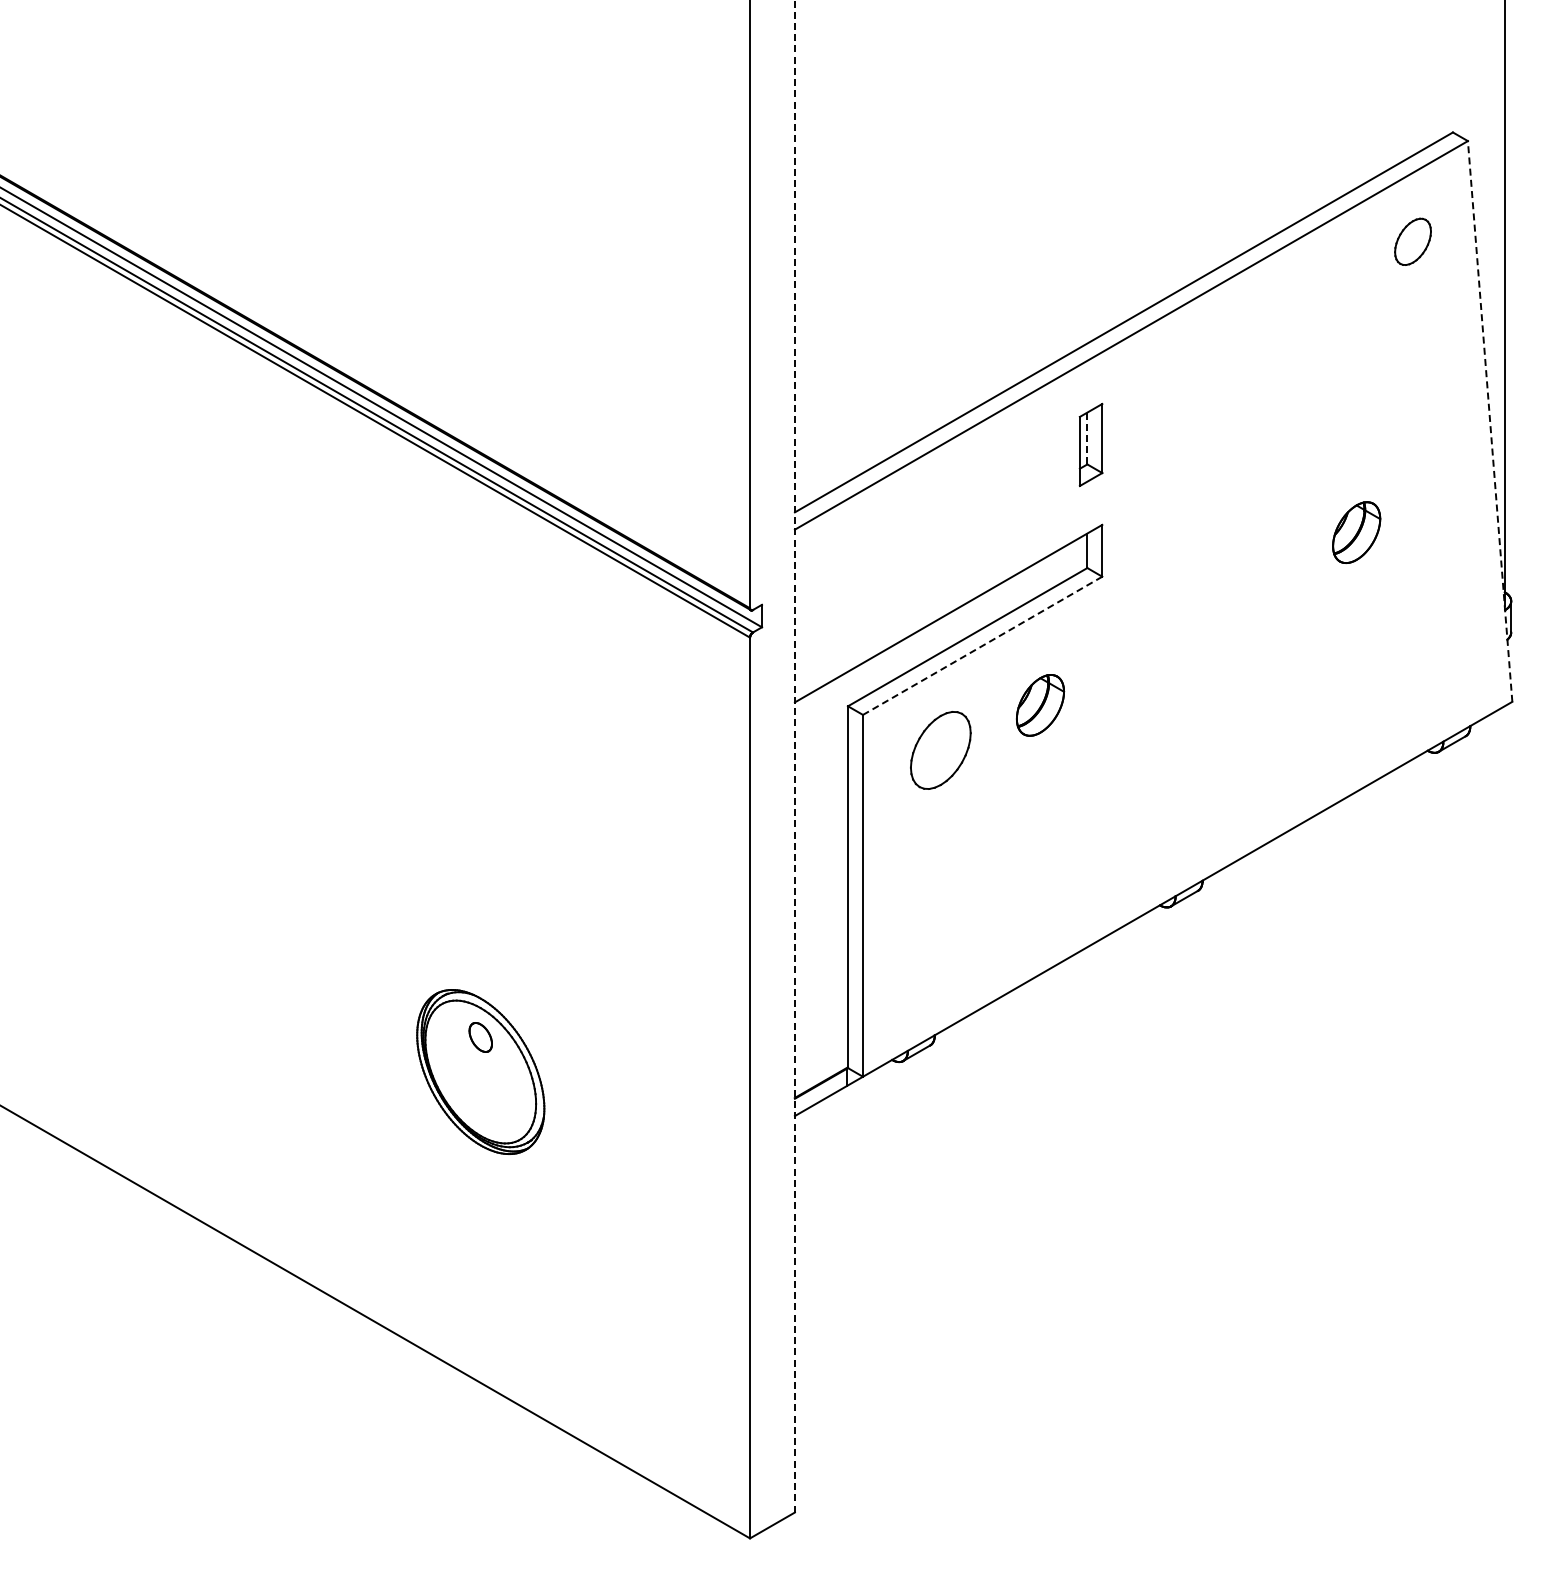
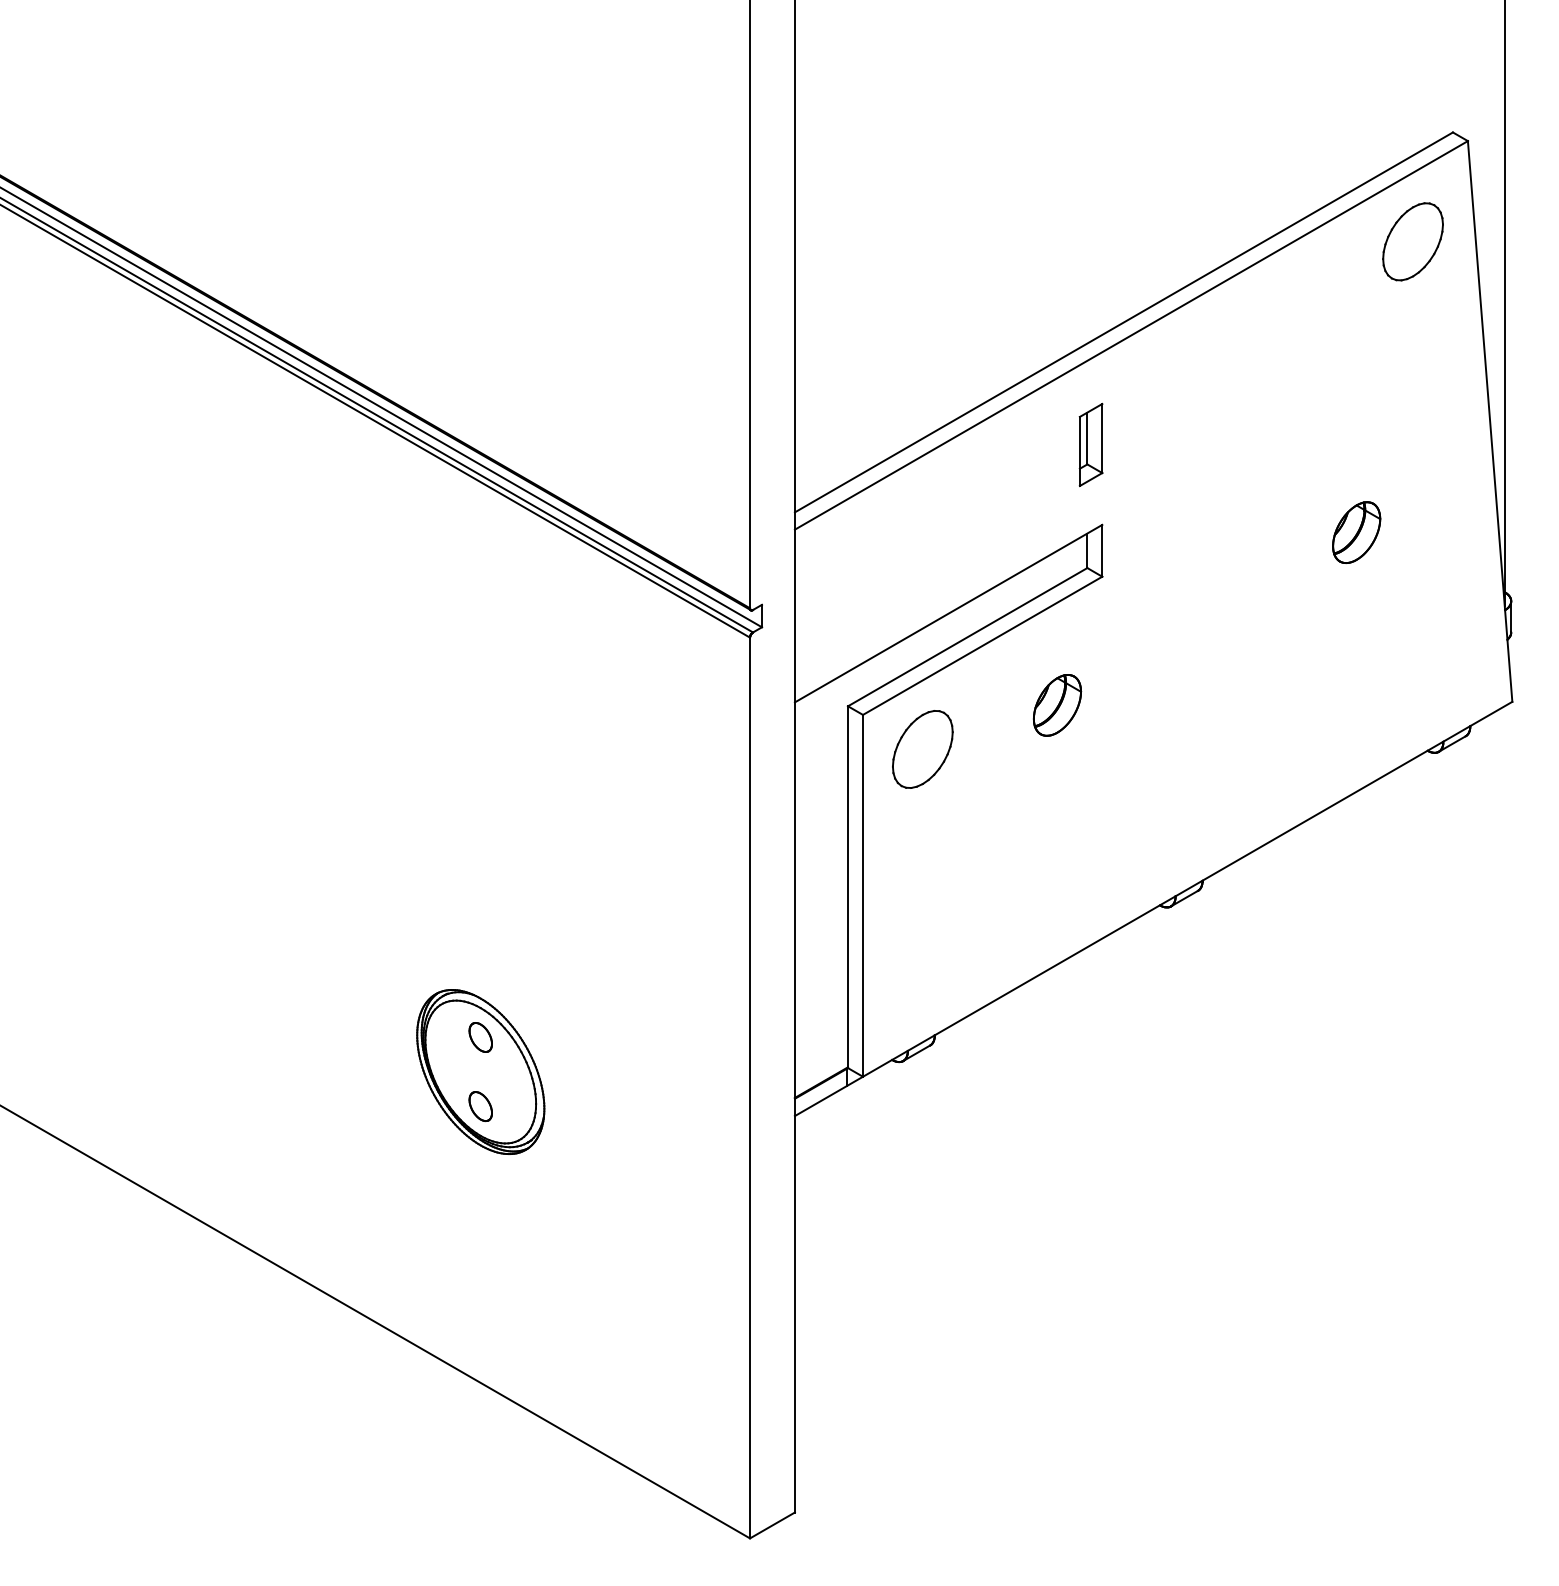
part size: 38x49 px -> 62x80 px (1412, 241)
line: dashed -> solid (1490, 420)
line: dashed -> solid (1087, 438)
line: dashed -> solid (982, 646)
part position: (1040, 705) -> (1057, 705) (1057, 705)
part position: (940, 750) -> (922, 749) (922, 749)
line: dashed -> solid (794, 755)
part: none -> present (480, 1106)
